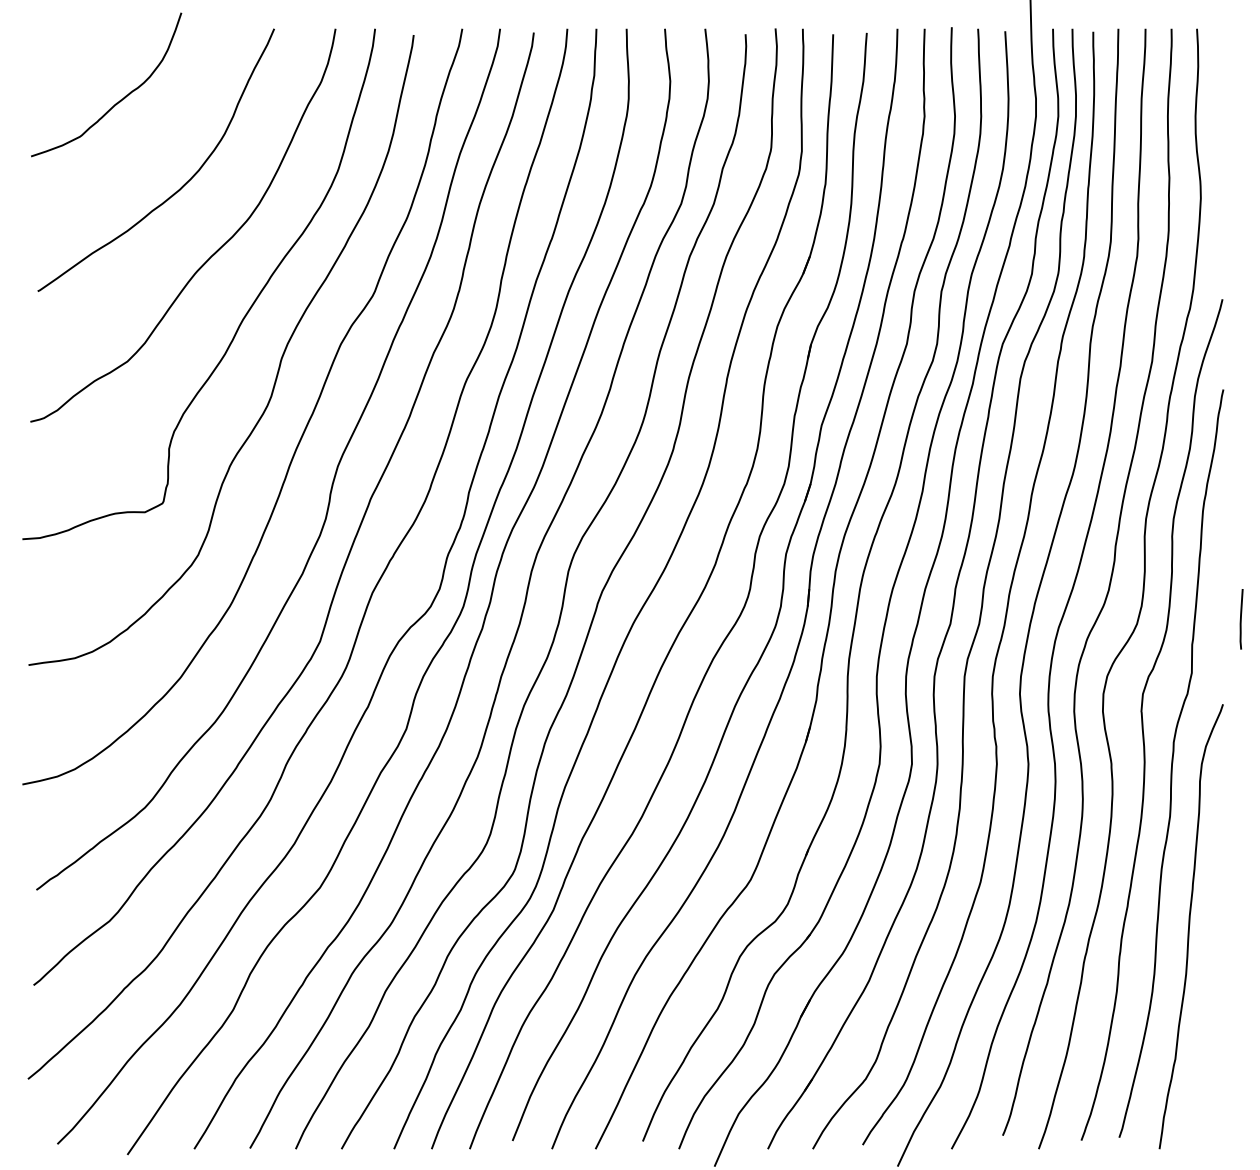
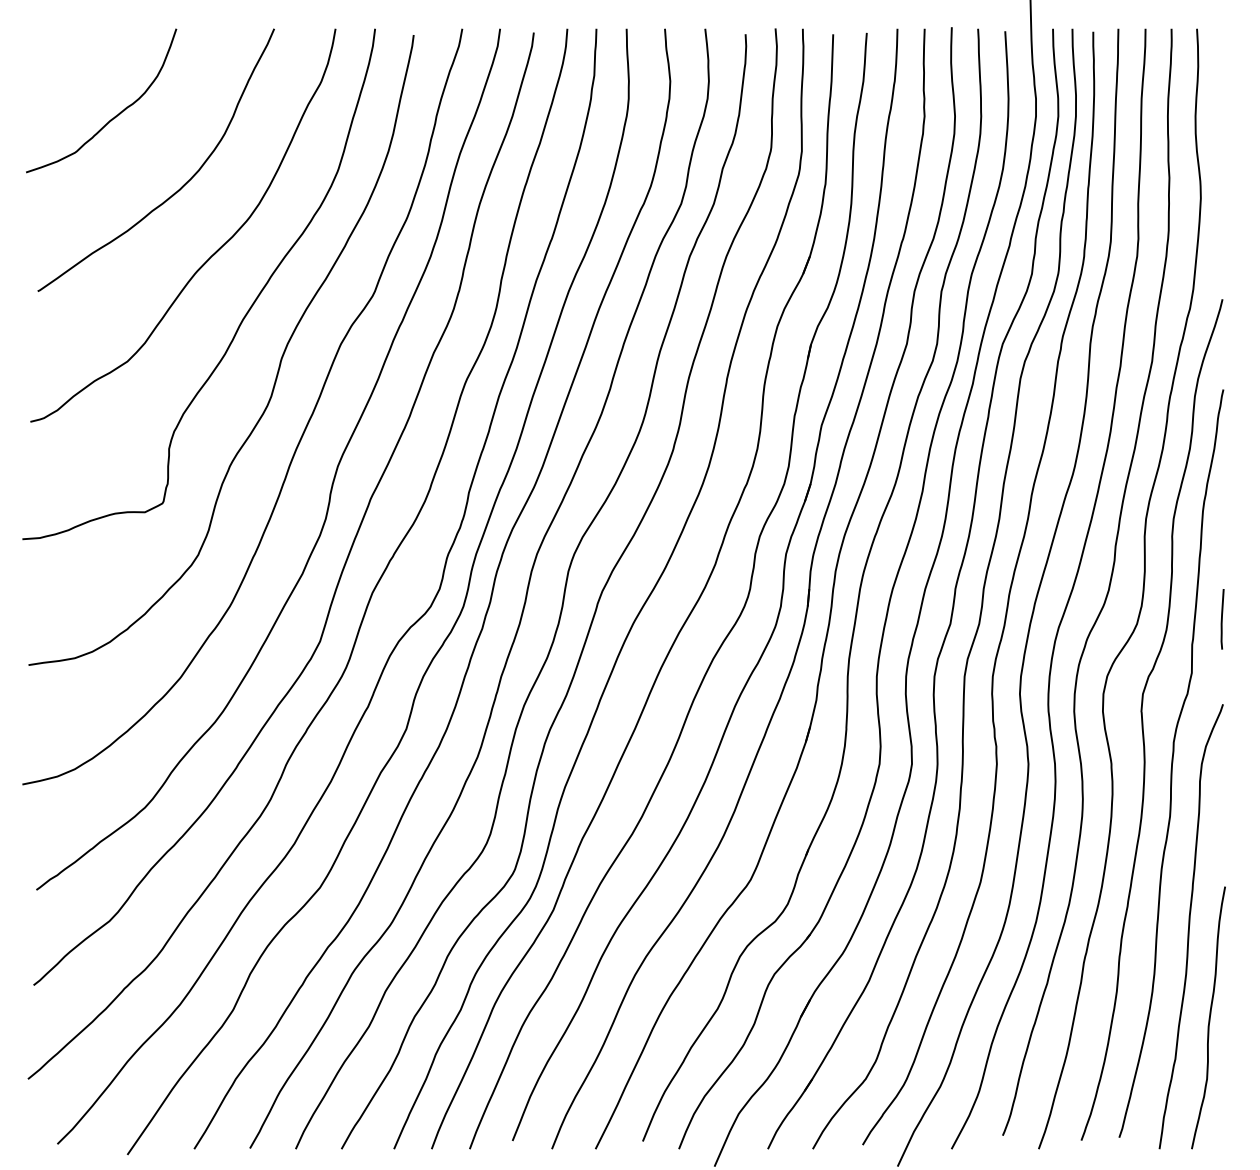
curve position: (120, 99) -> (115, 115) (115, 115)
line position: (1241, 619) -> (1222, 619) (1222, 619)
curve: none -> present (1209, 1017)
